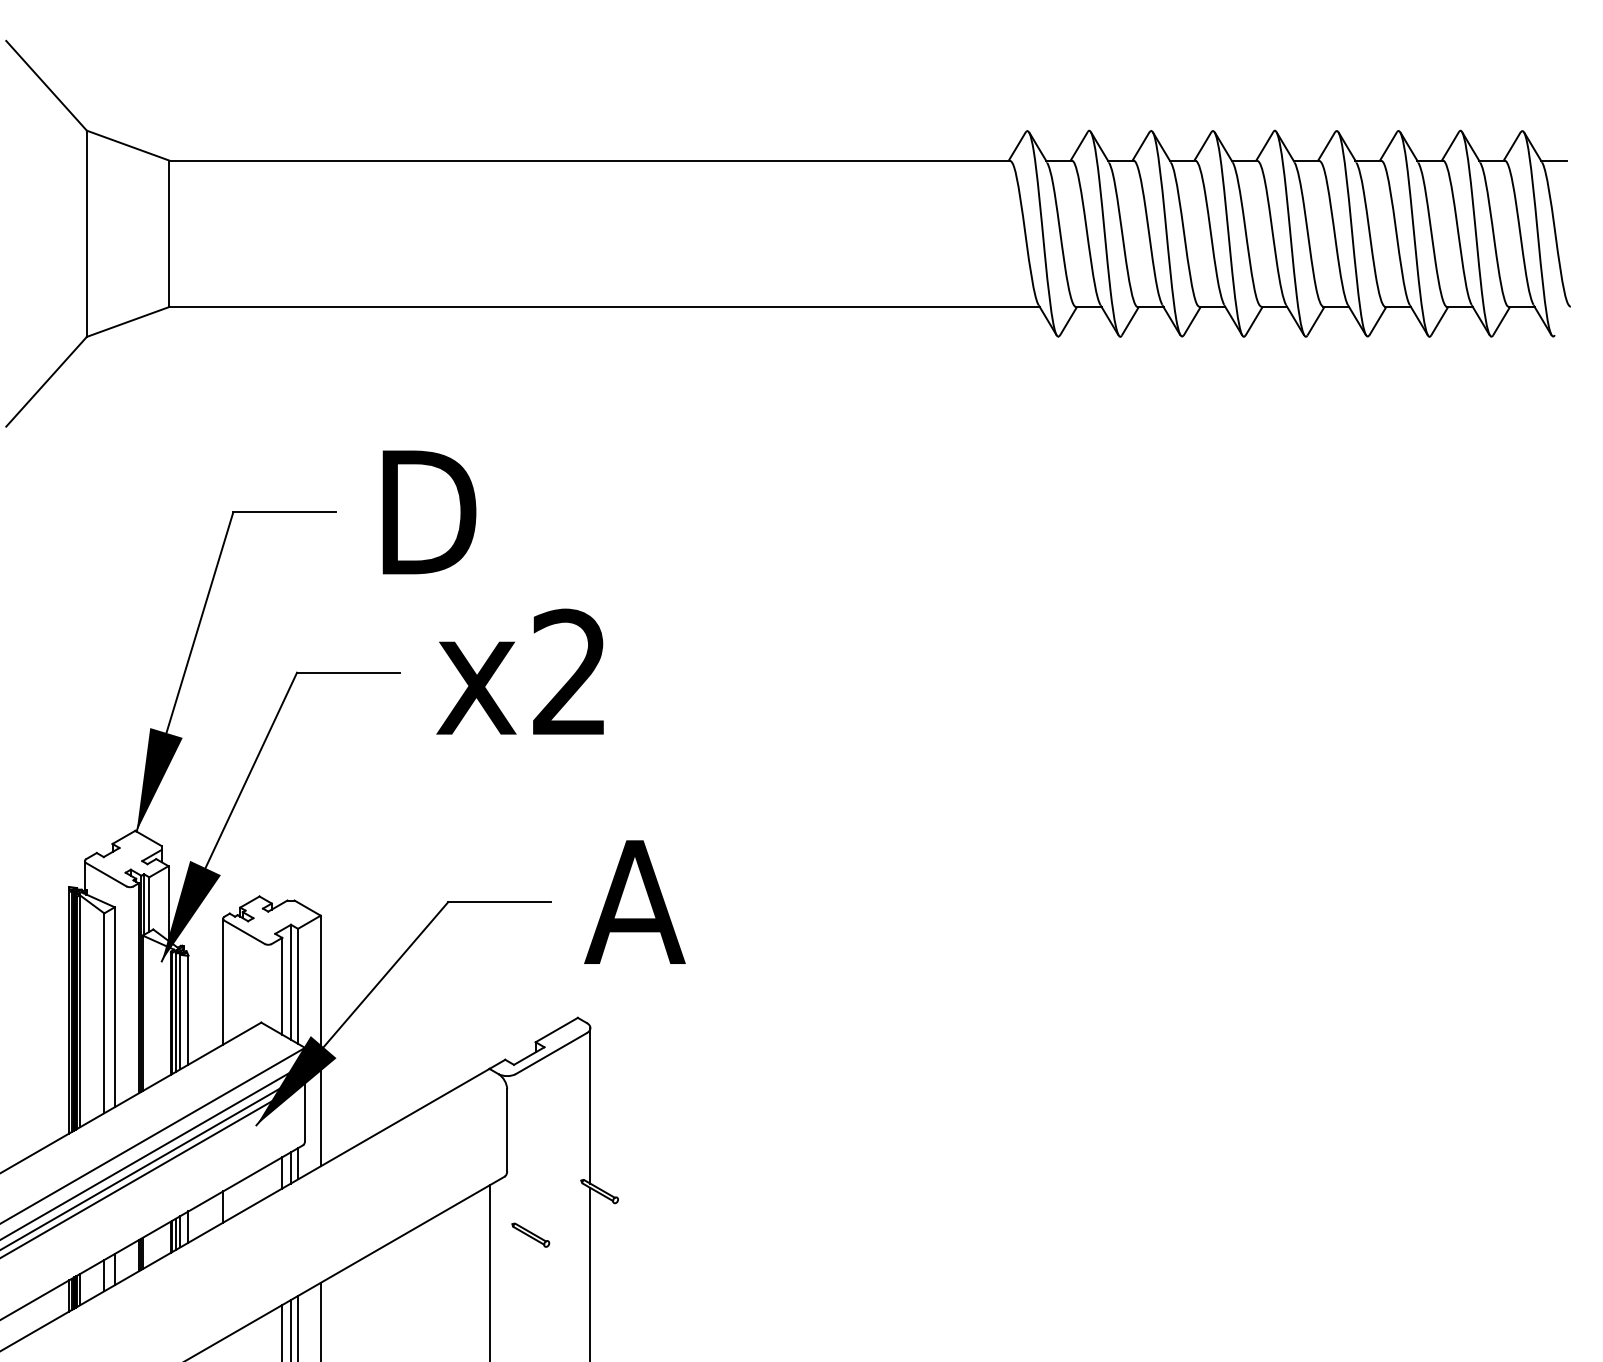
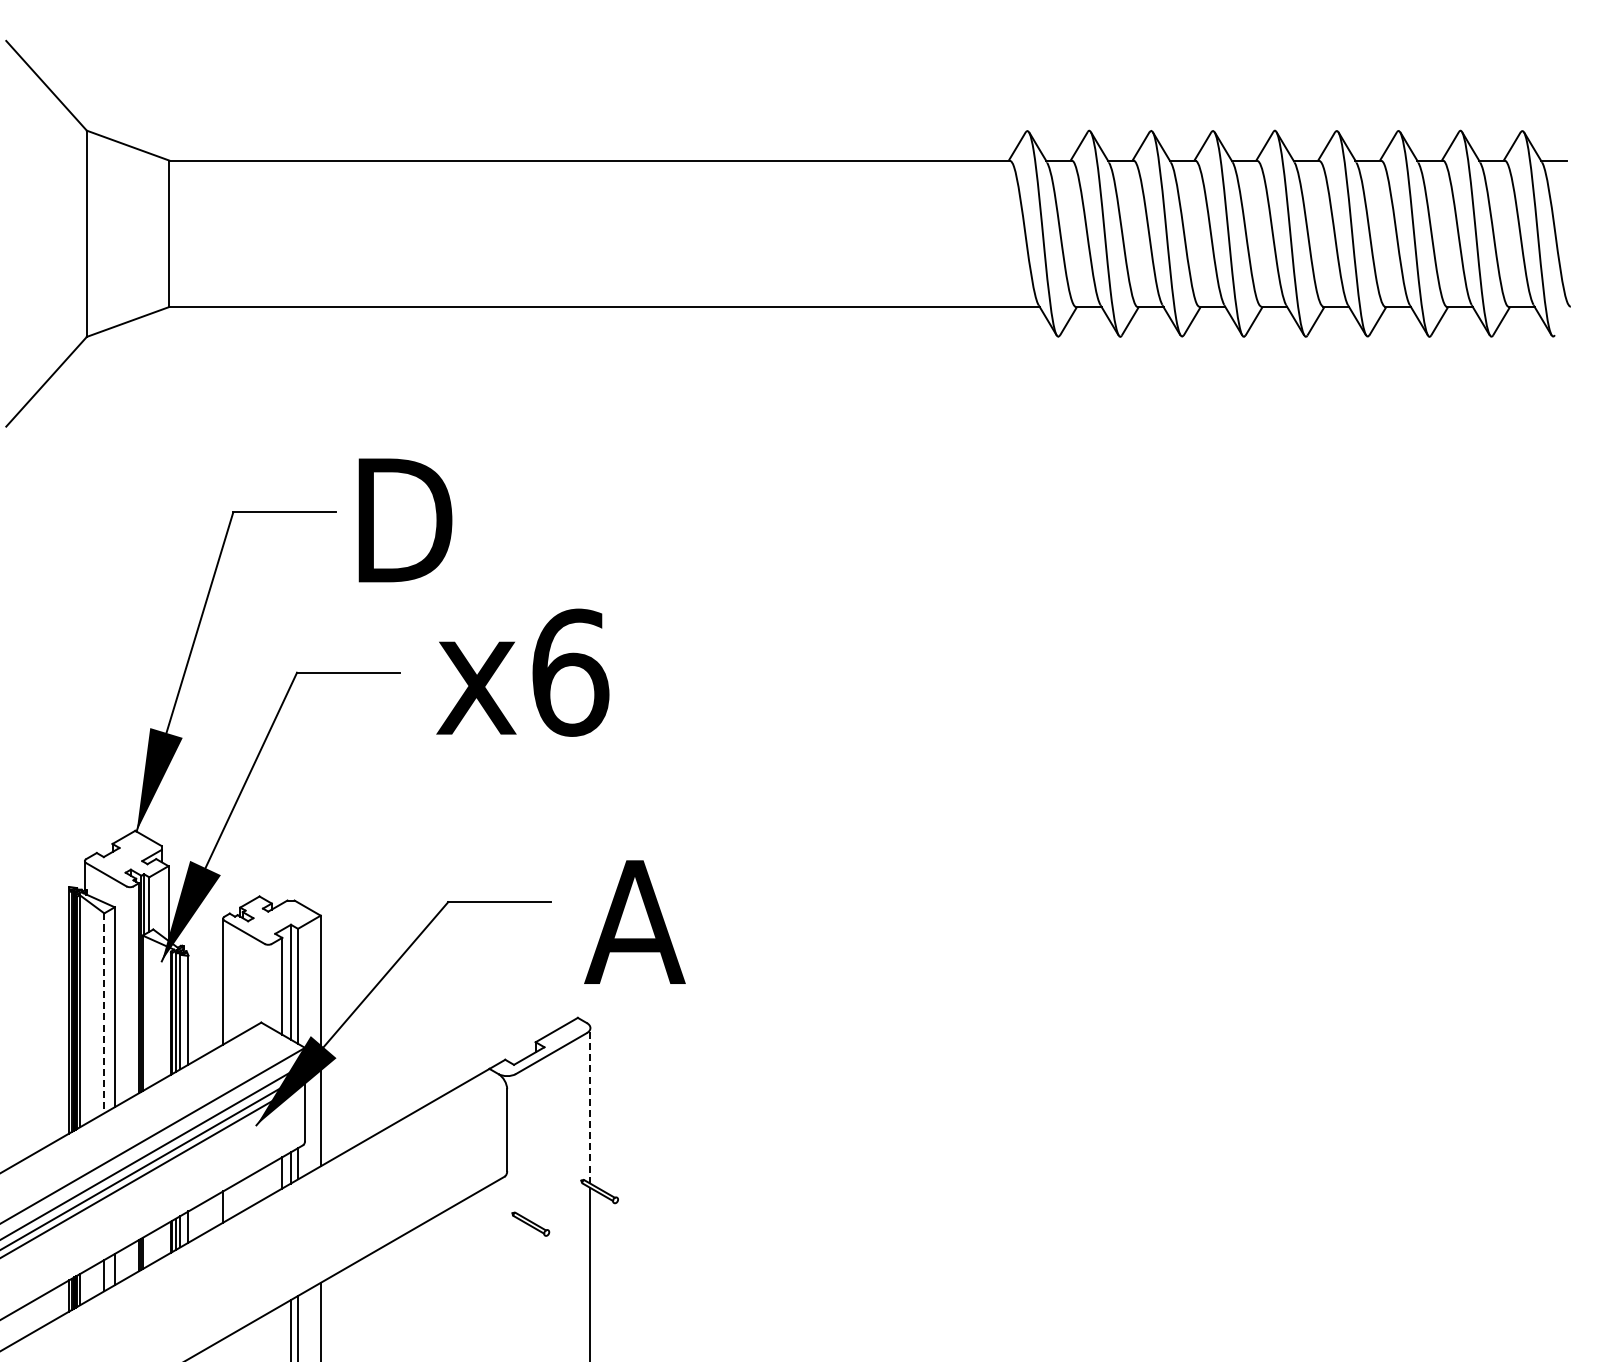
text position: (429, 512) -> (405, 520) (405, 520)
text: x2 -> x6 (570, 672)
text position: (634, 901) -> (634, 921) (634, 921)
line: solid -> dashed (104, 1013)
line: solid -> dashed (590, 1105)
part position: (530, 1234) -> (530, 1223) (530, 1223)
line: present -> none (489, 1271)
line: present -> none (282, 1331)
